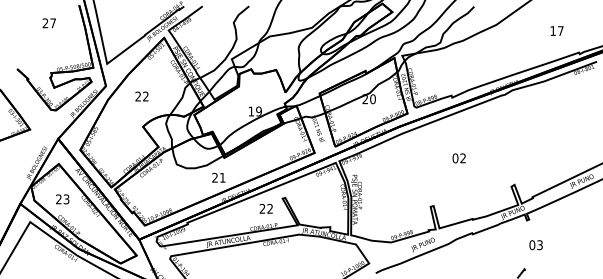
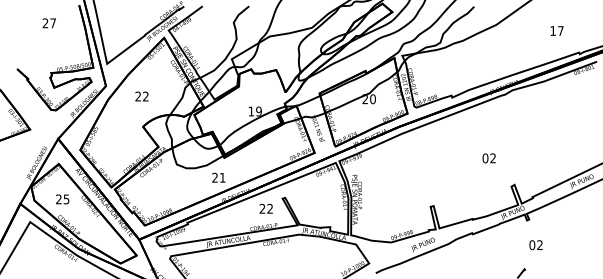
text position: (458, 158) -> (488, 158) (488, 158)
text: 23 -> 25 (66, 198)
text: 03 -> 02 (539, 245)
